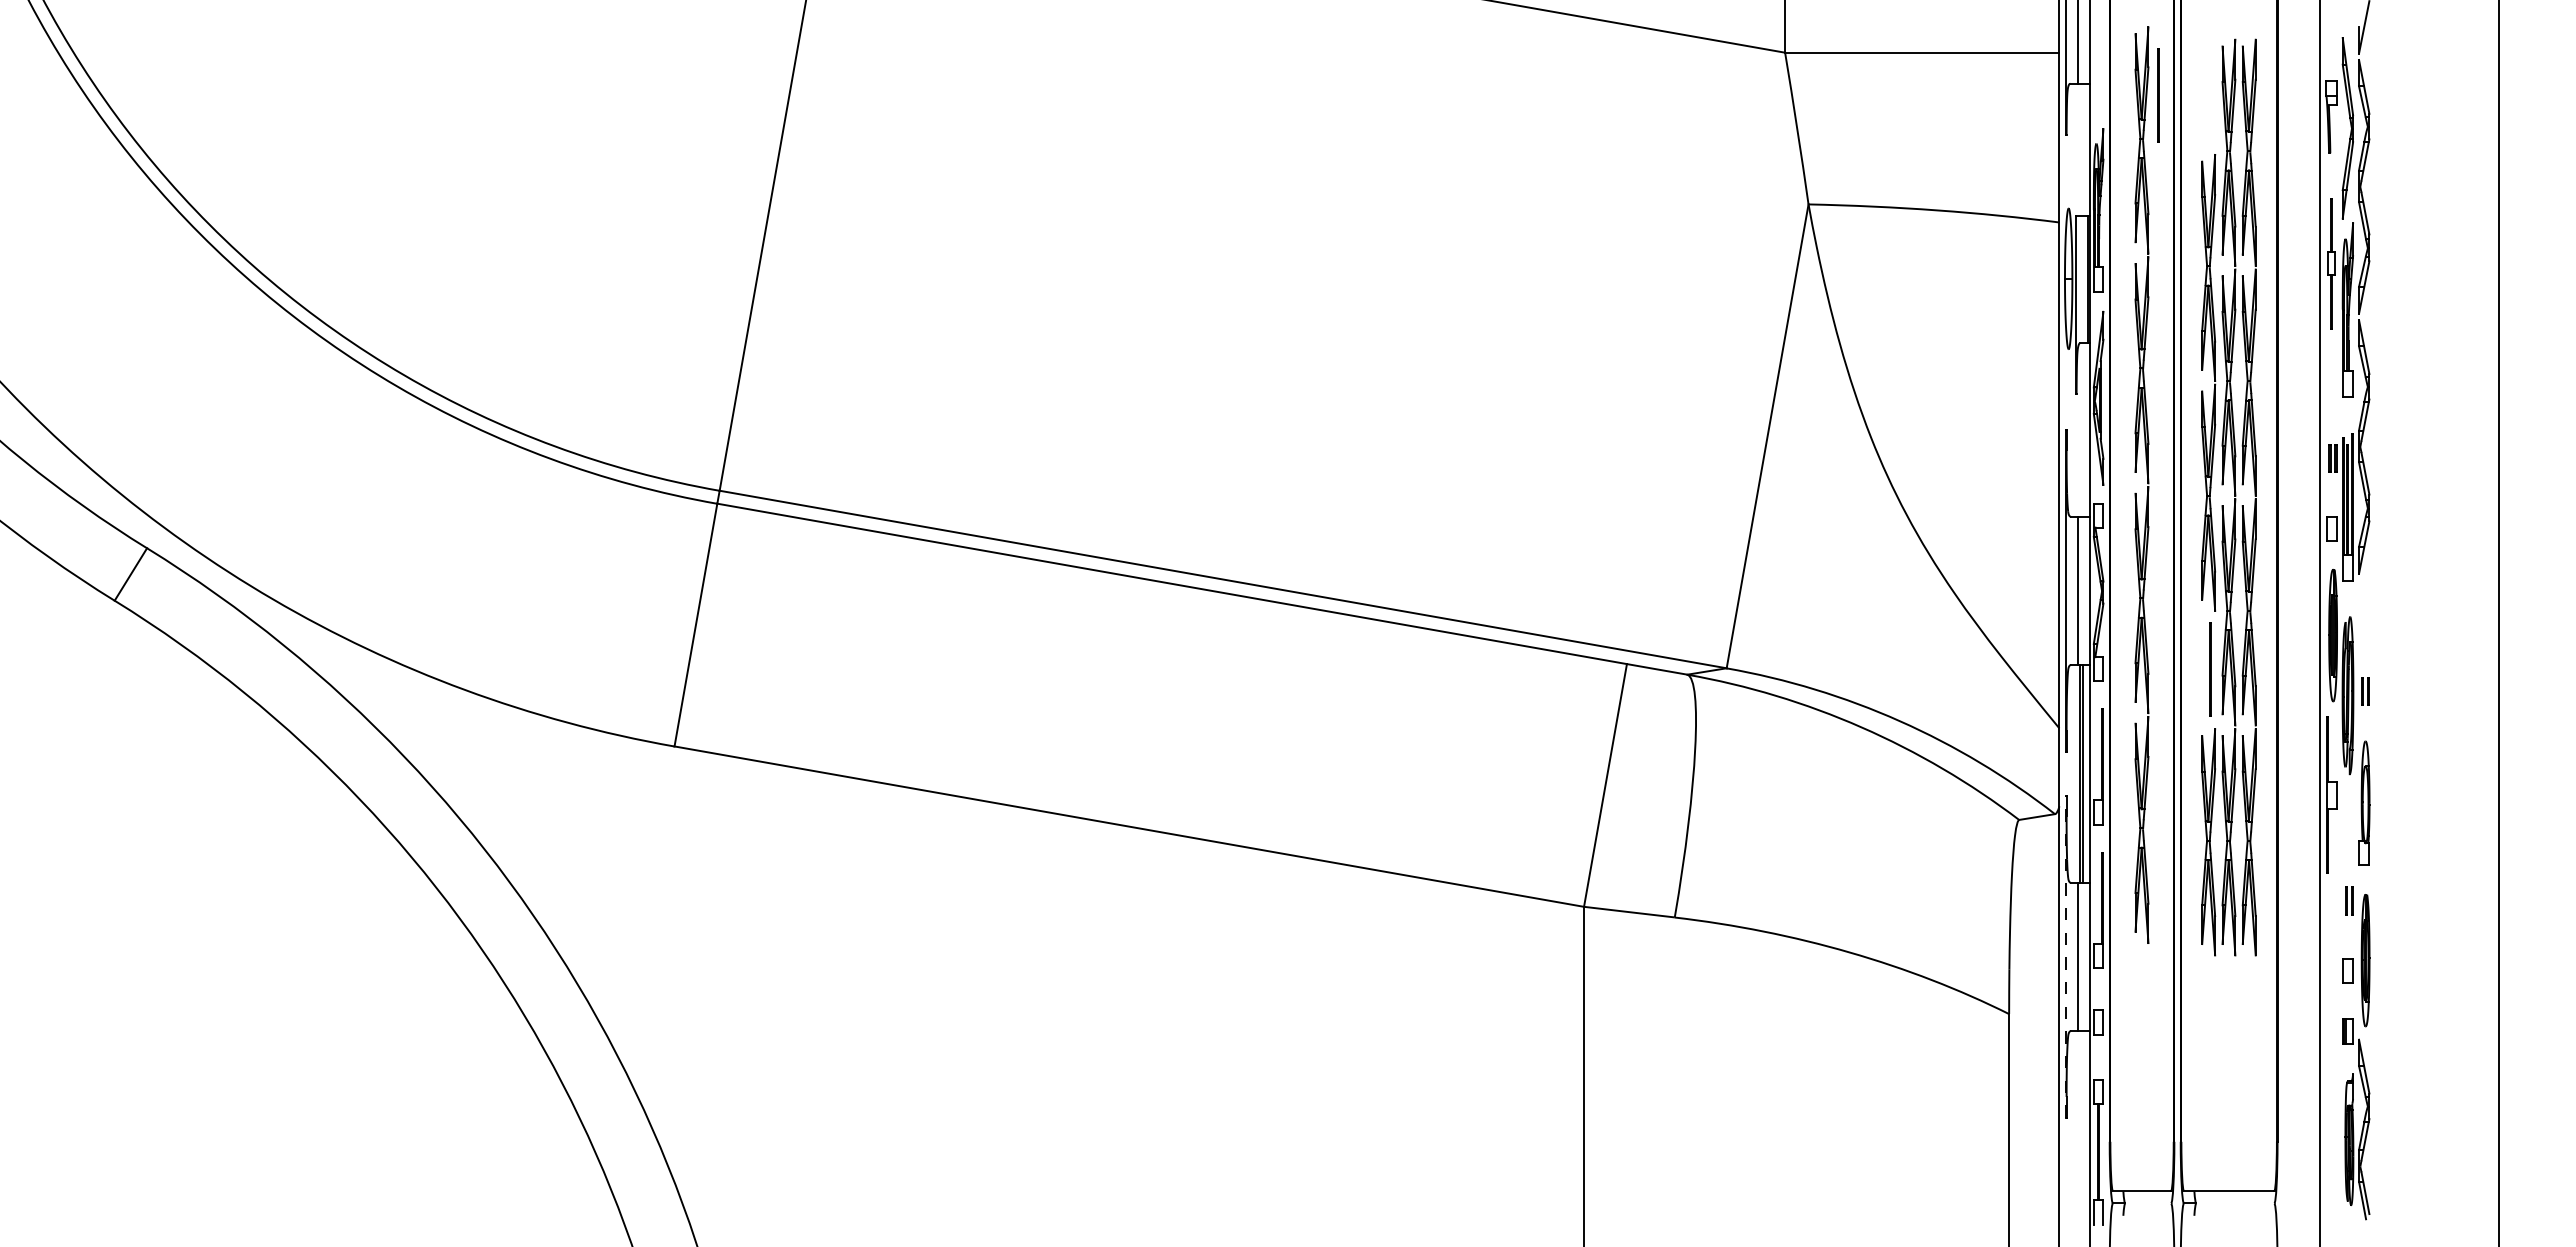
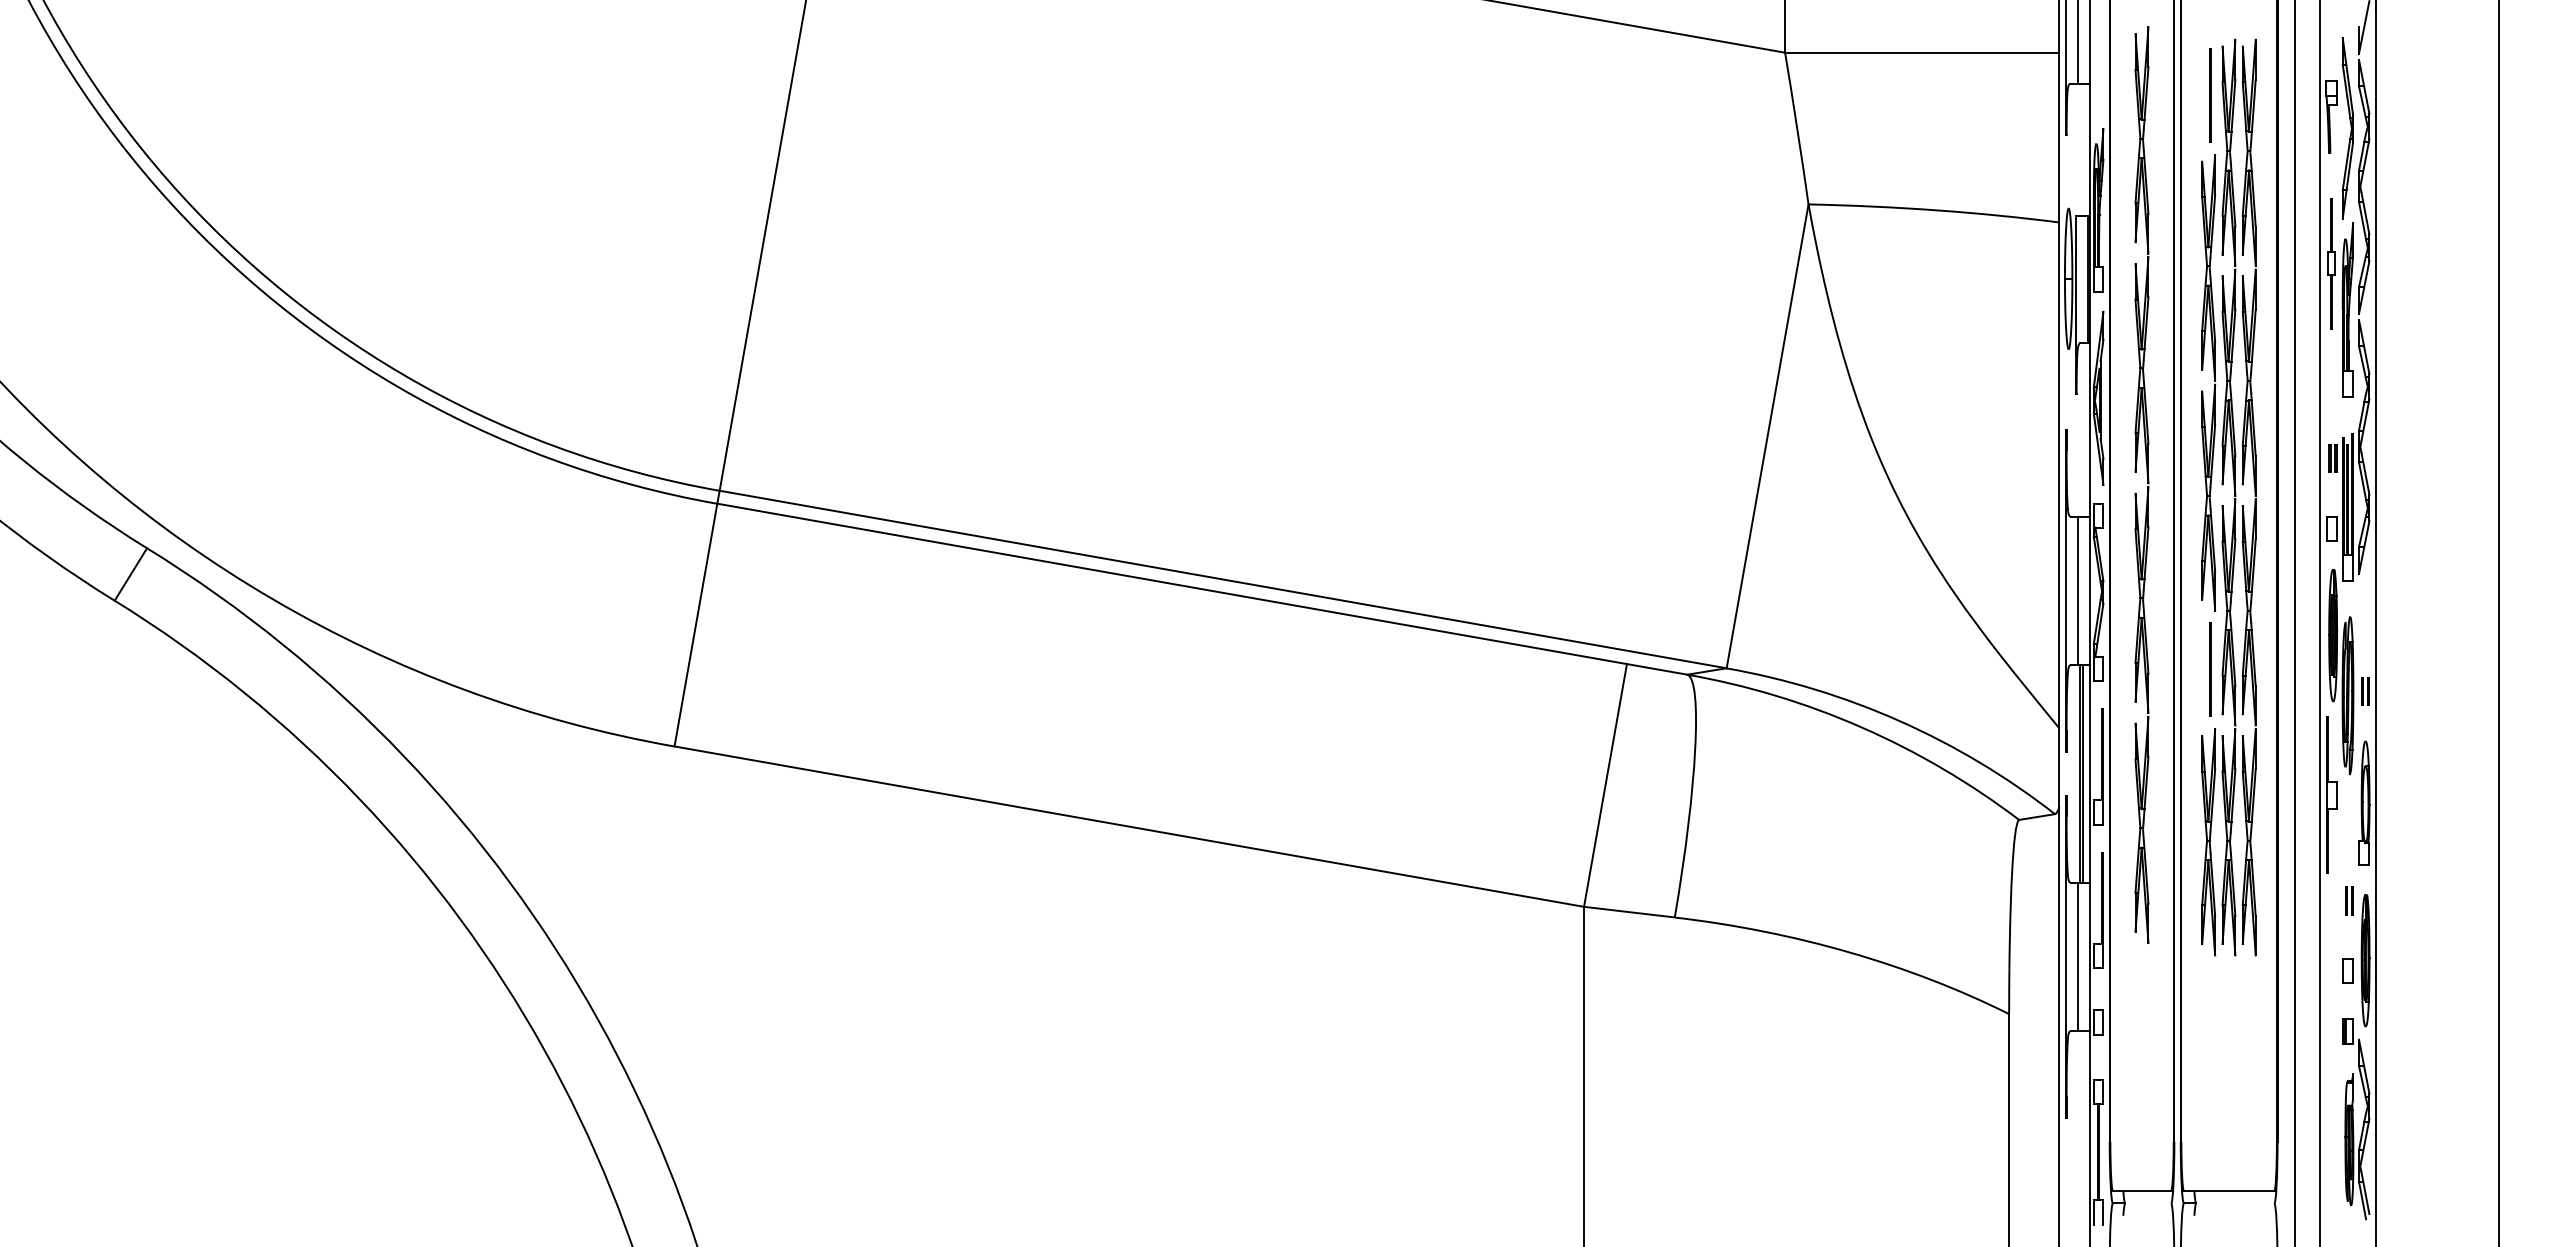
line position: (2158, 95) -> (2210, 95) (2210, 95)
line: none -> present (2295, 622)
line: none -> present (2375, 622)
line: dashed -> solid (2065, 957)
